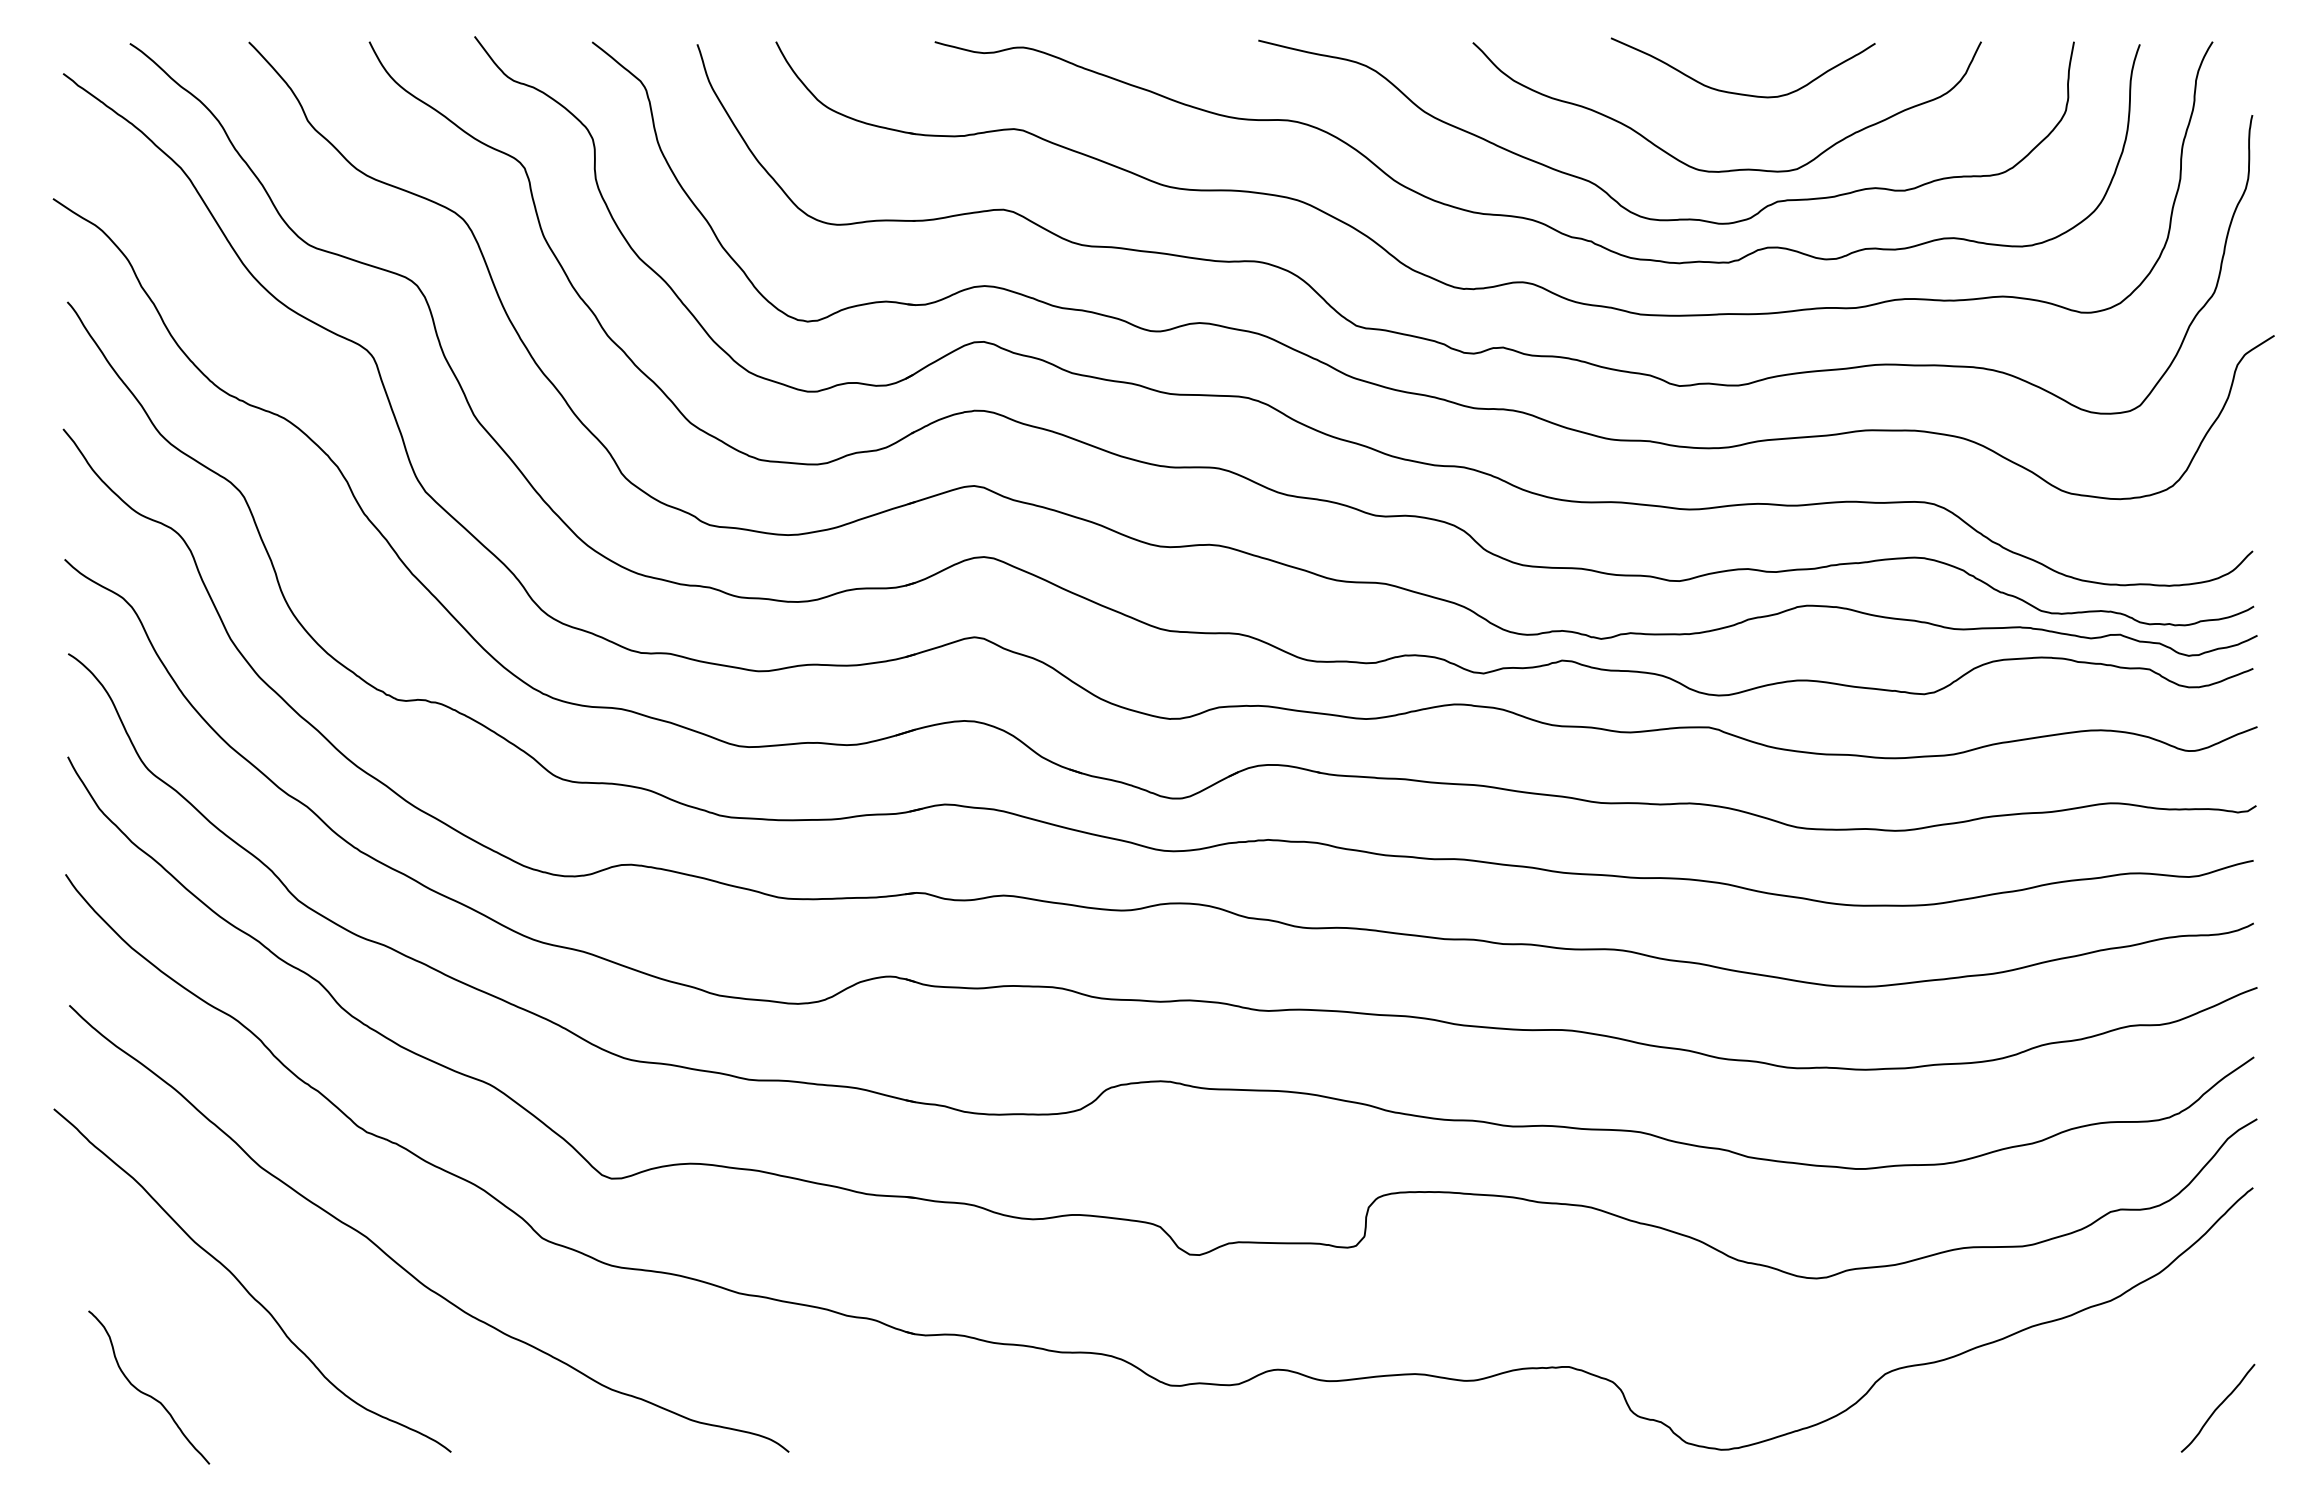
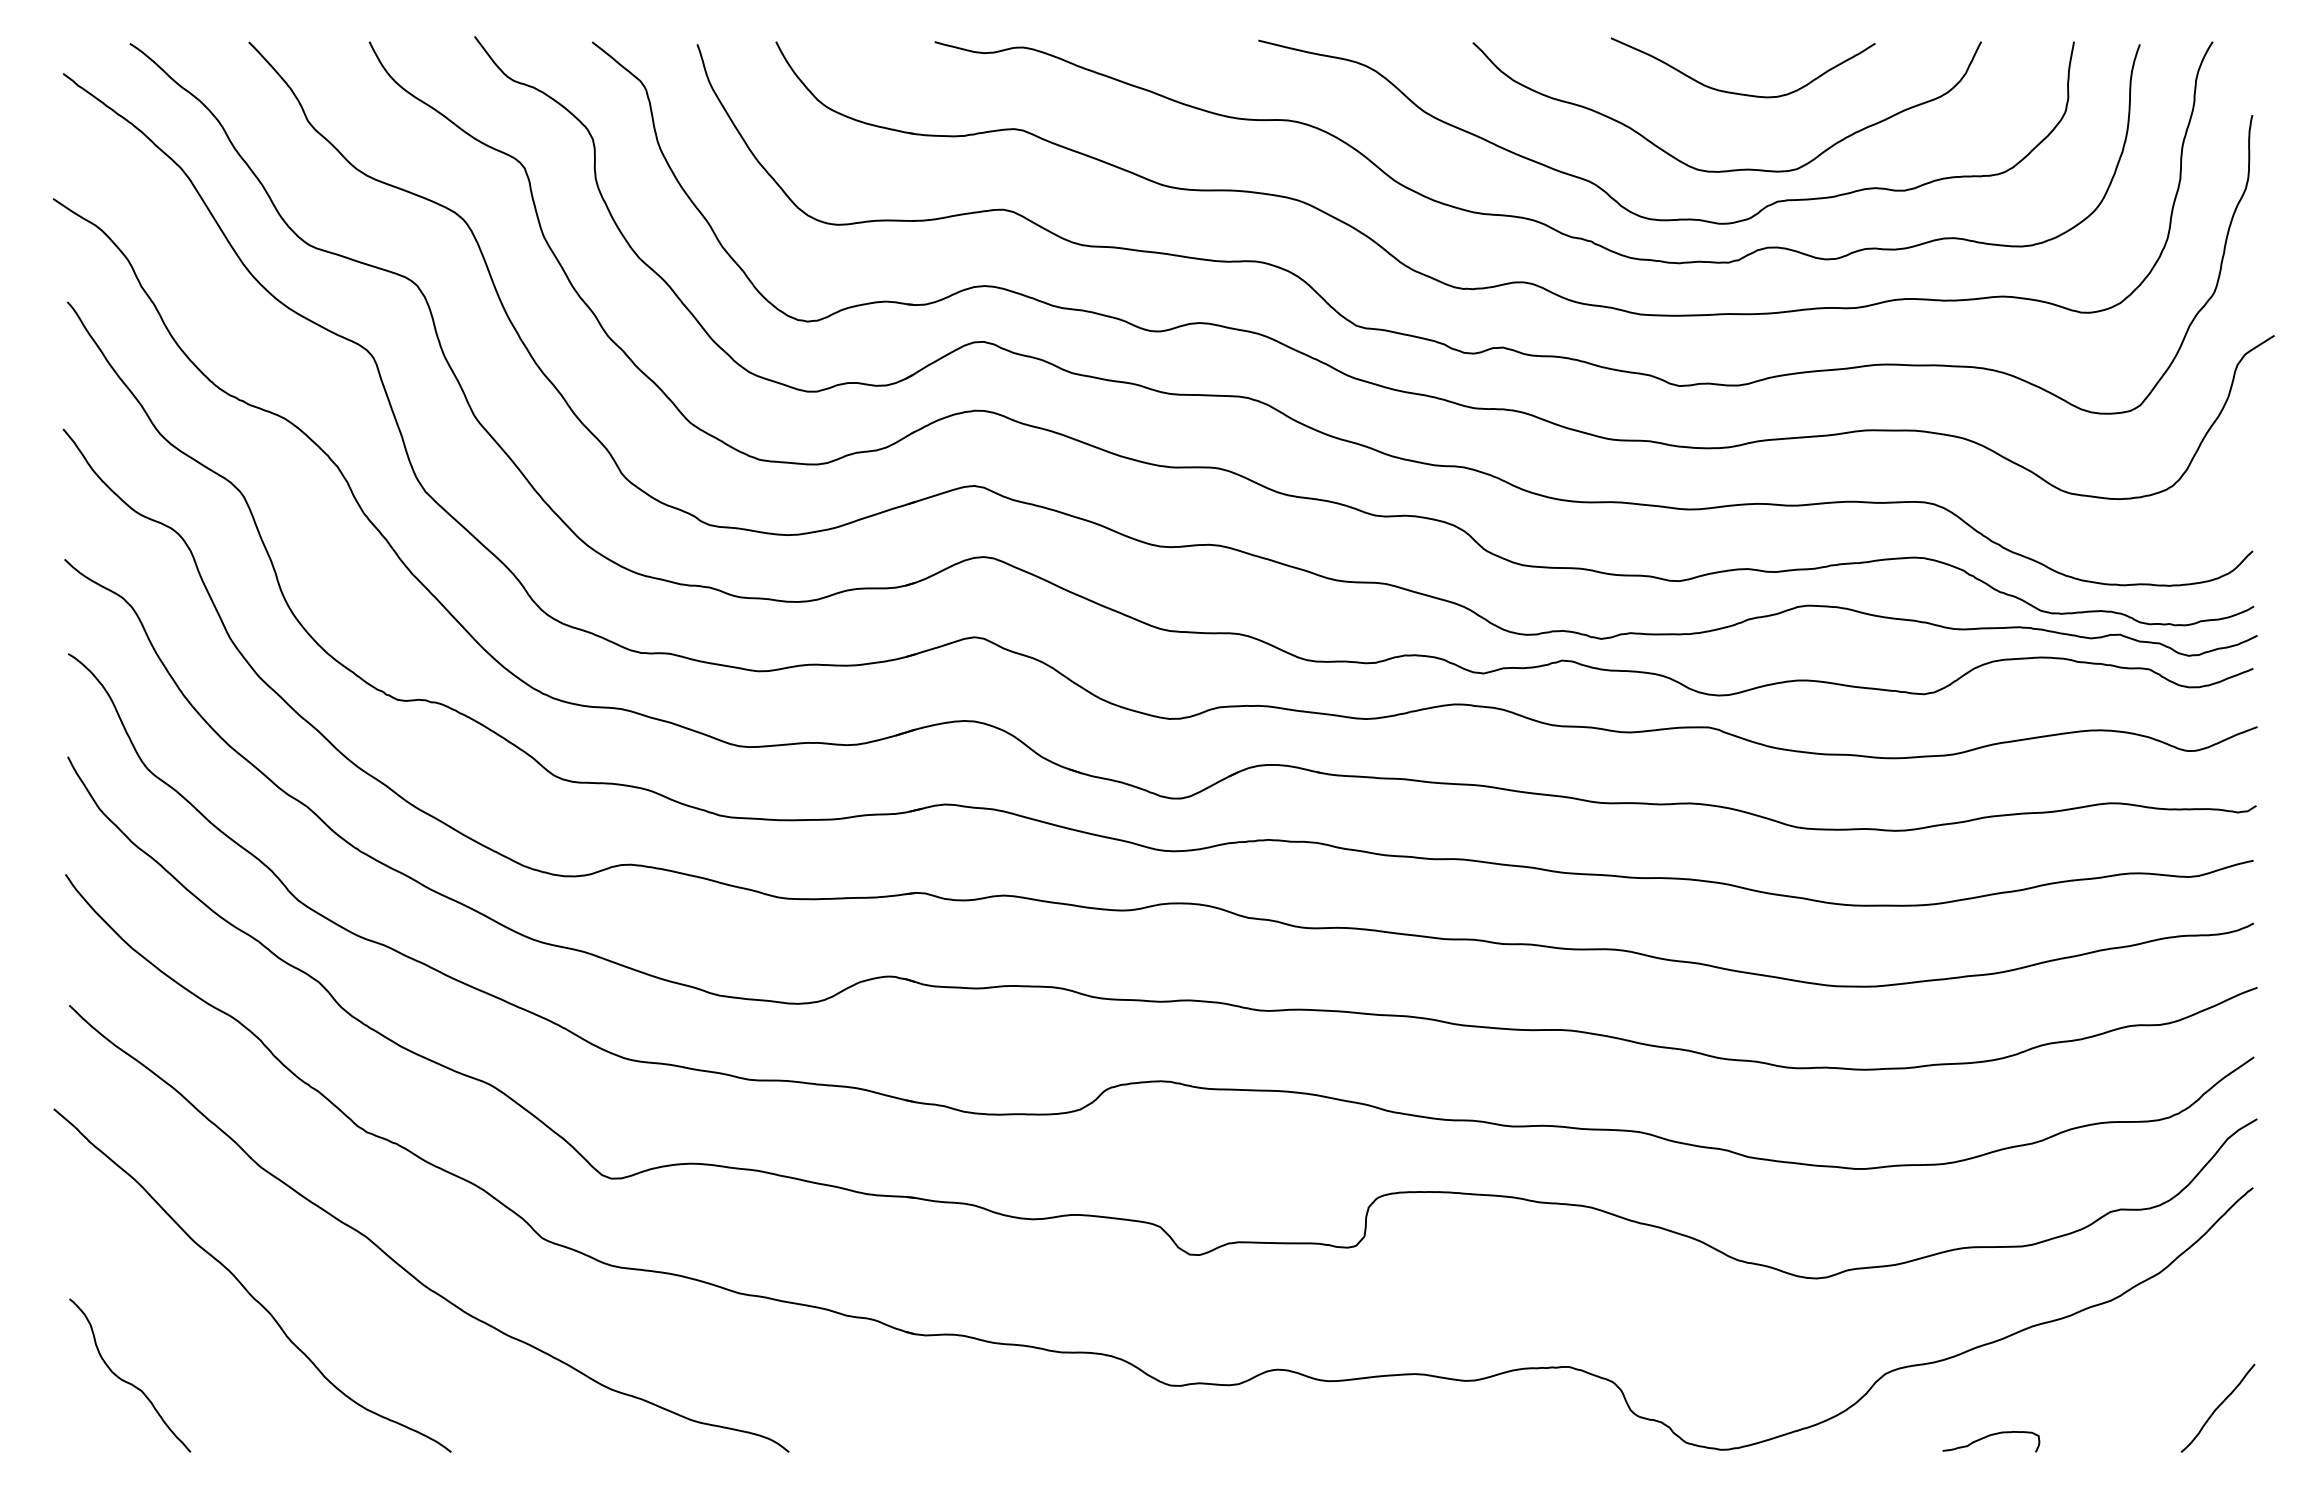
curve position: (146, 1393) -> (127, 1381) (127, 1381)
curve: none -> present (1990, 1436)
